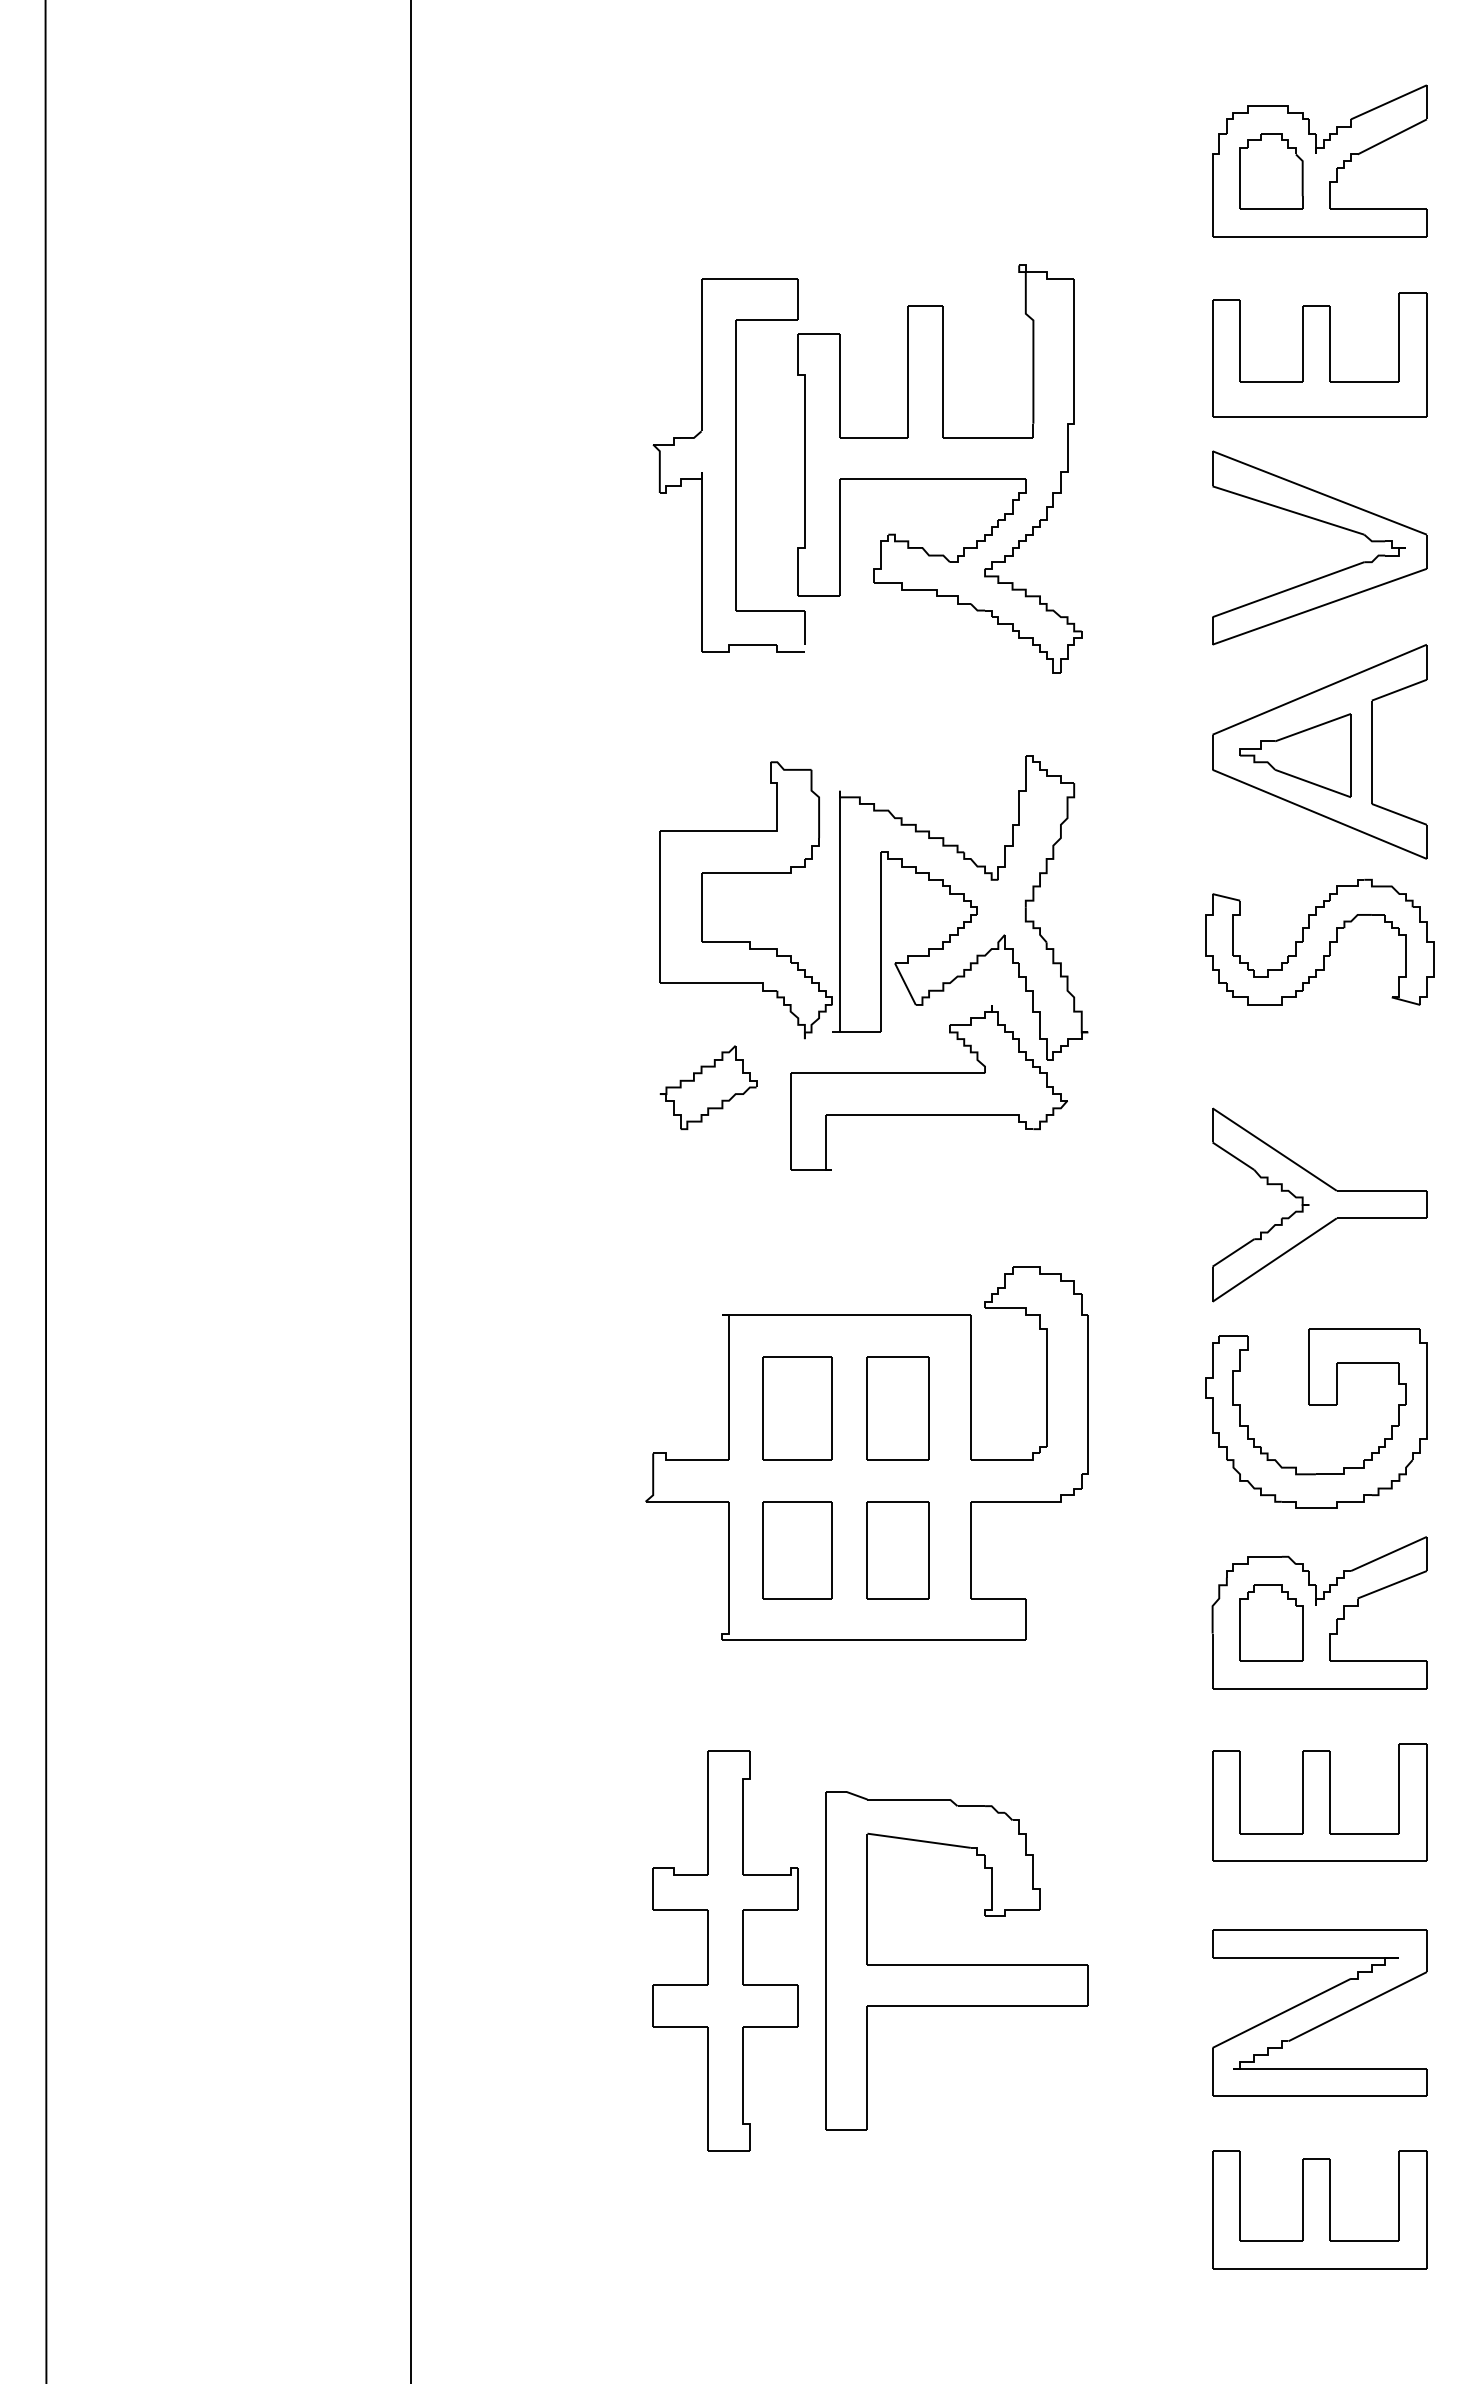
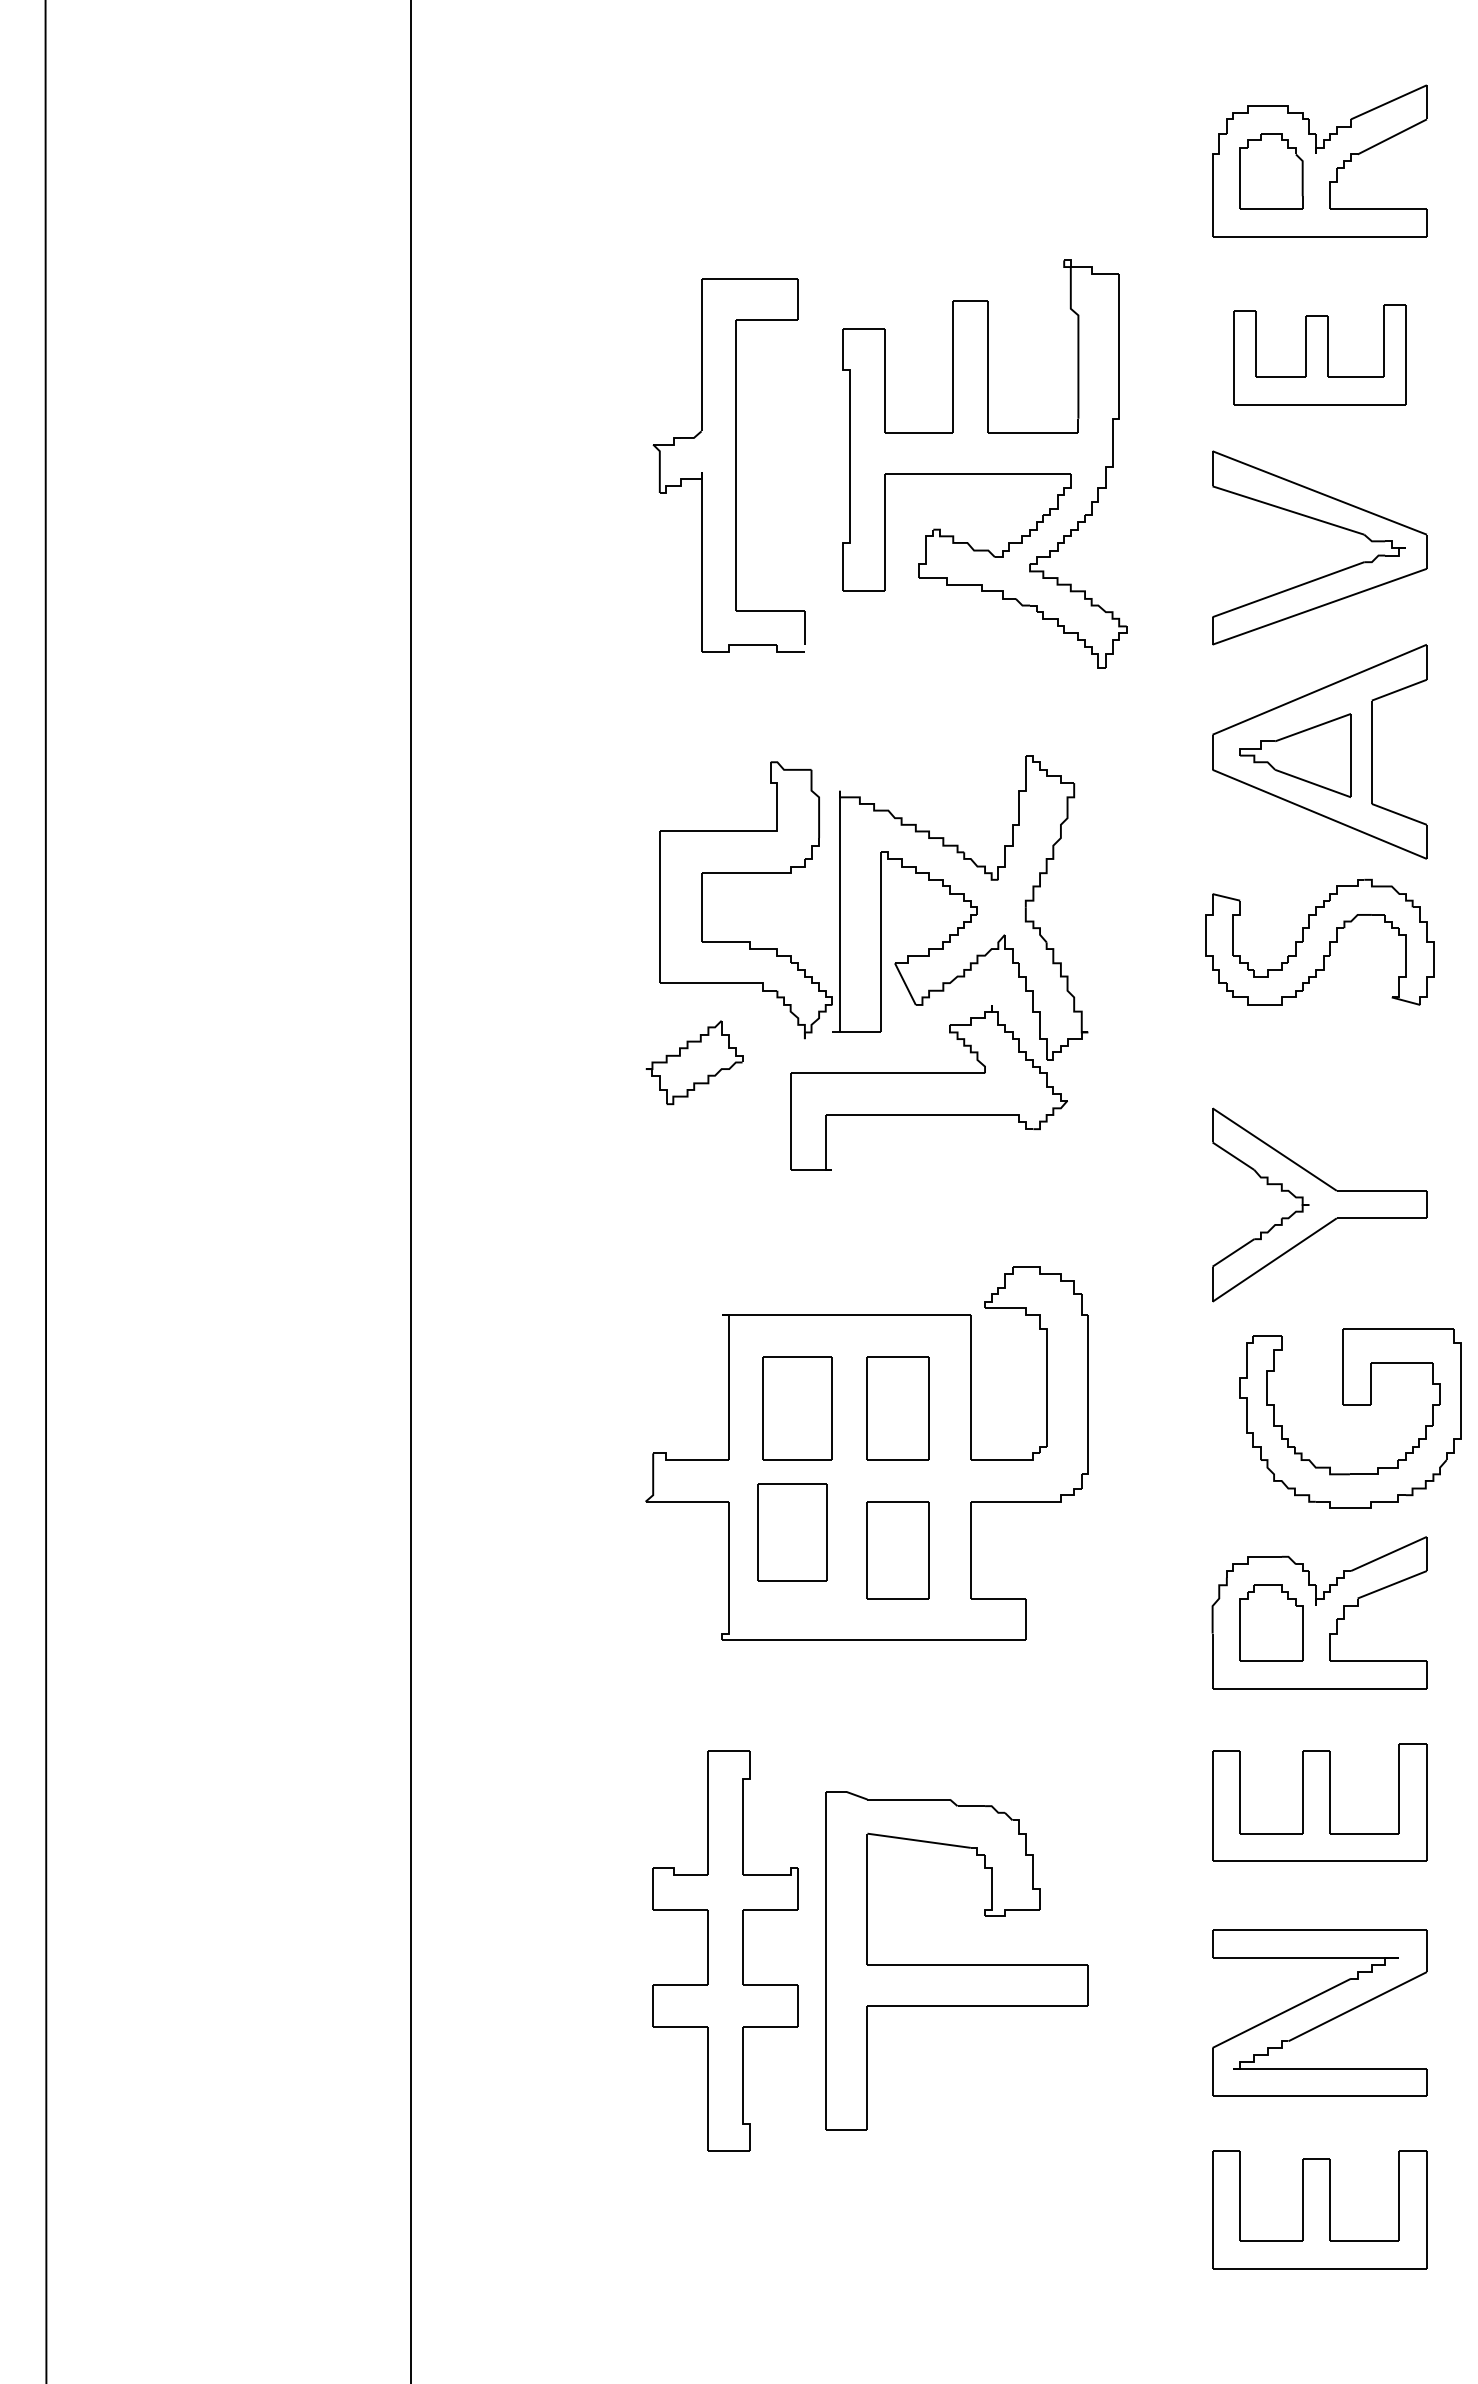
part size: 216x126 px -> 174x102 px (1319, 354)
part position: (939, 468) -> (984, 463) (984, 463)
part position: (708, 1087) -> (694, 1062) (694, 1062)
part position: (1316, 1405) -> (1350, 1405) (1350, 1405)
part position: (797, 1550) -> (792, 1532) (792, 1532)
